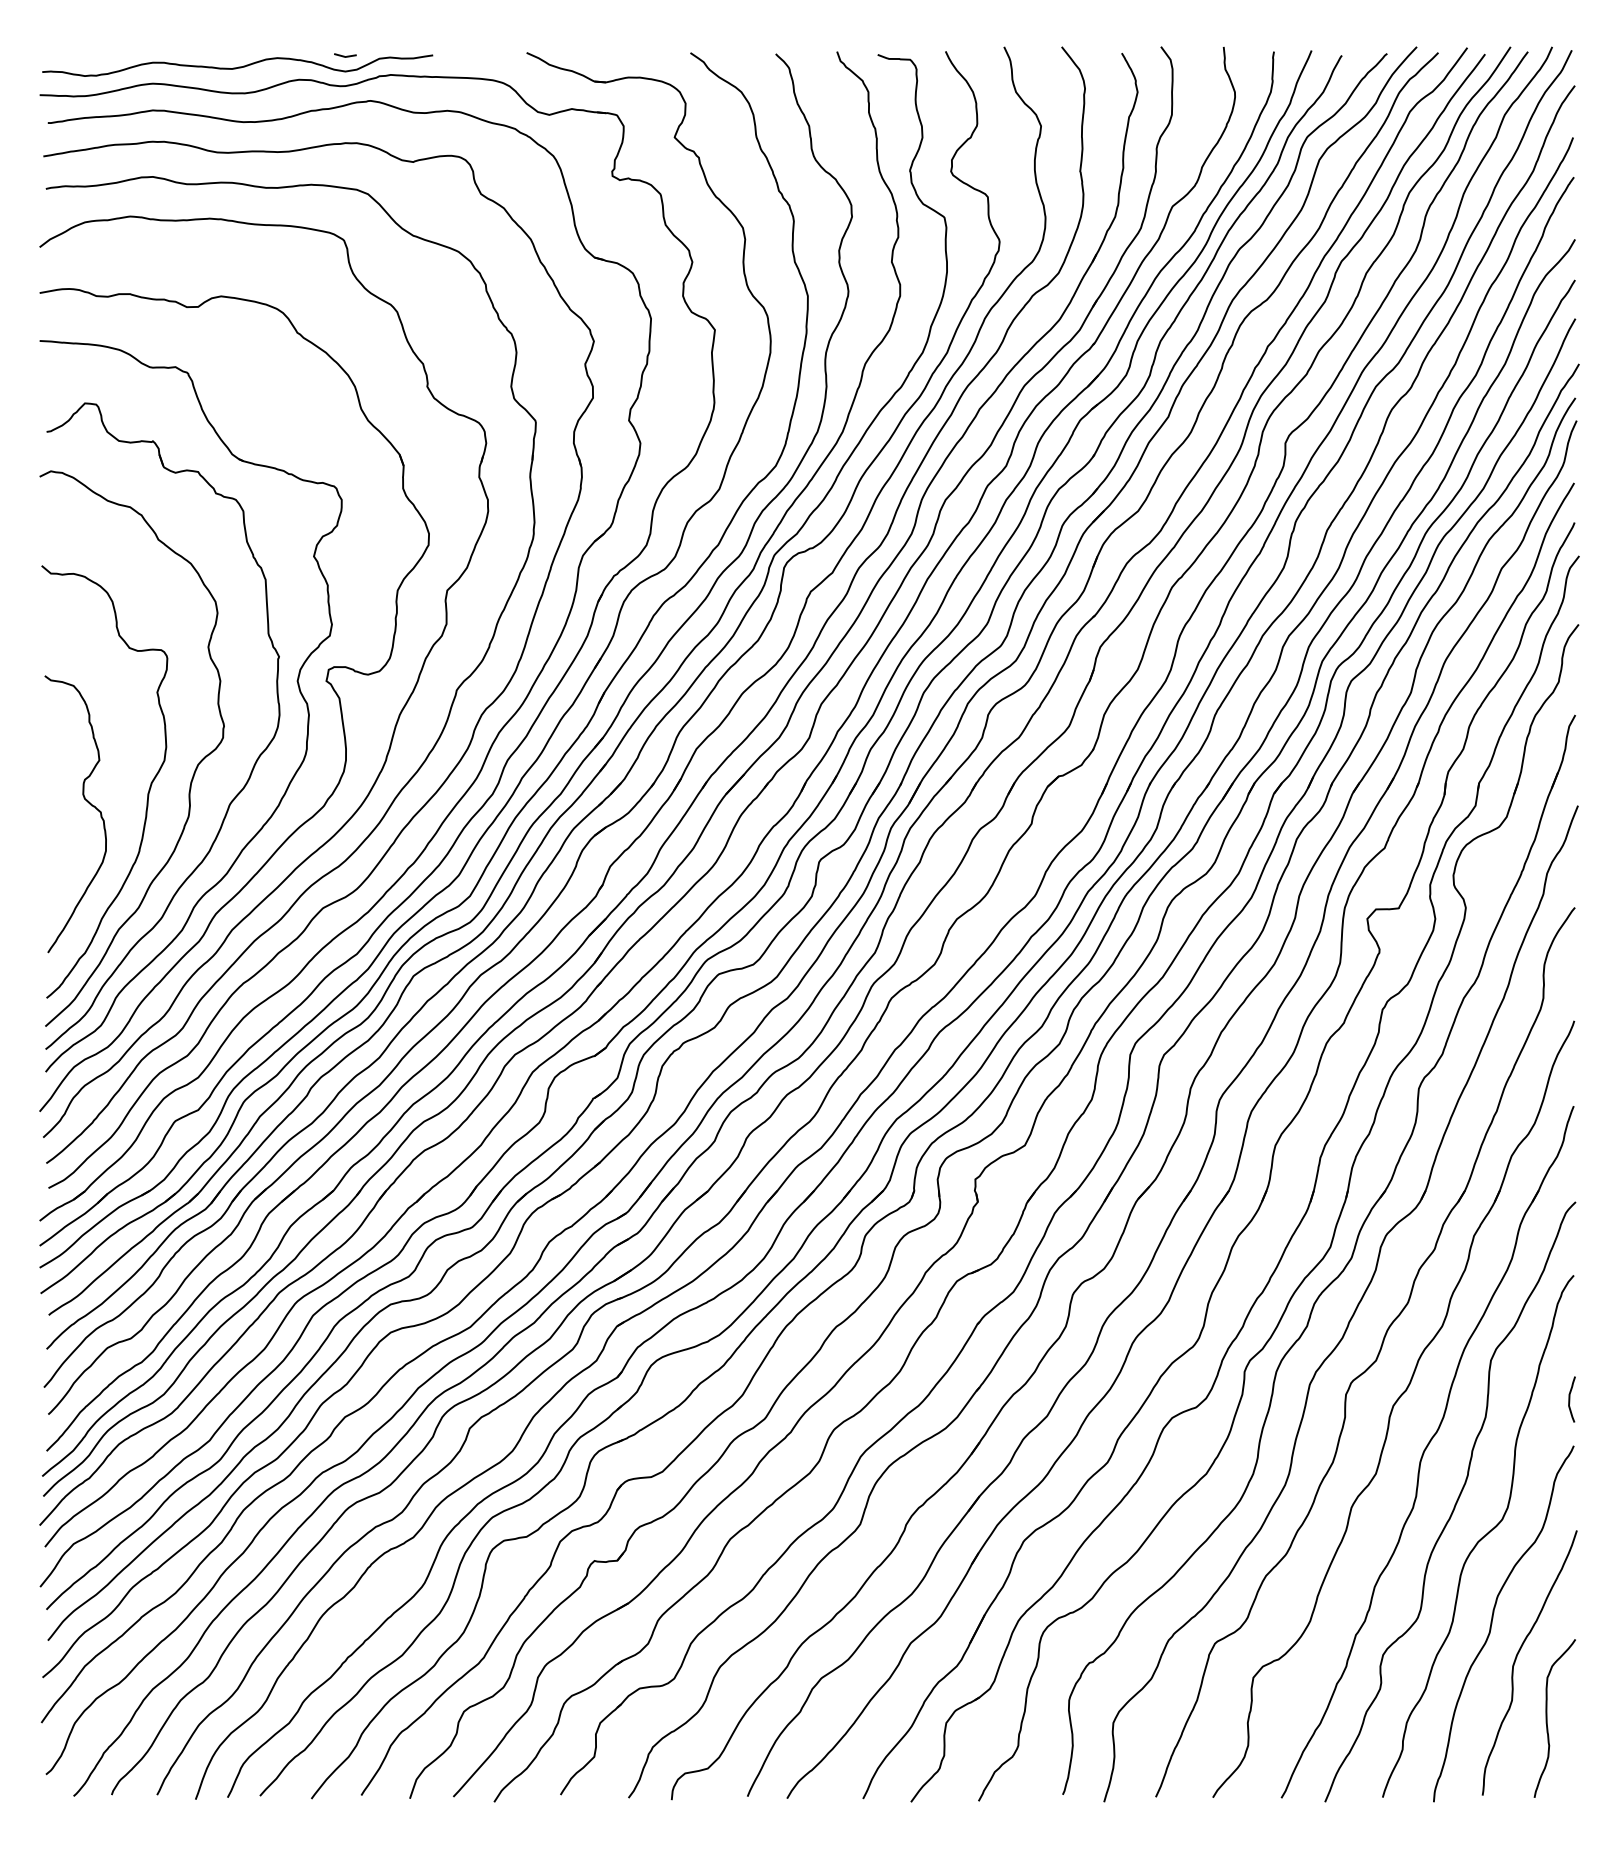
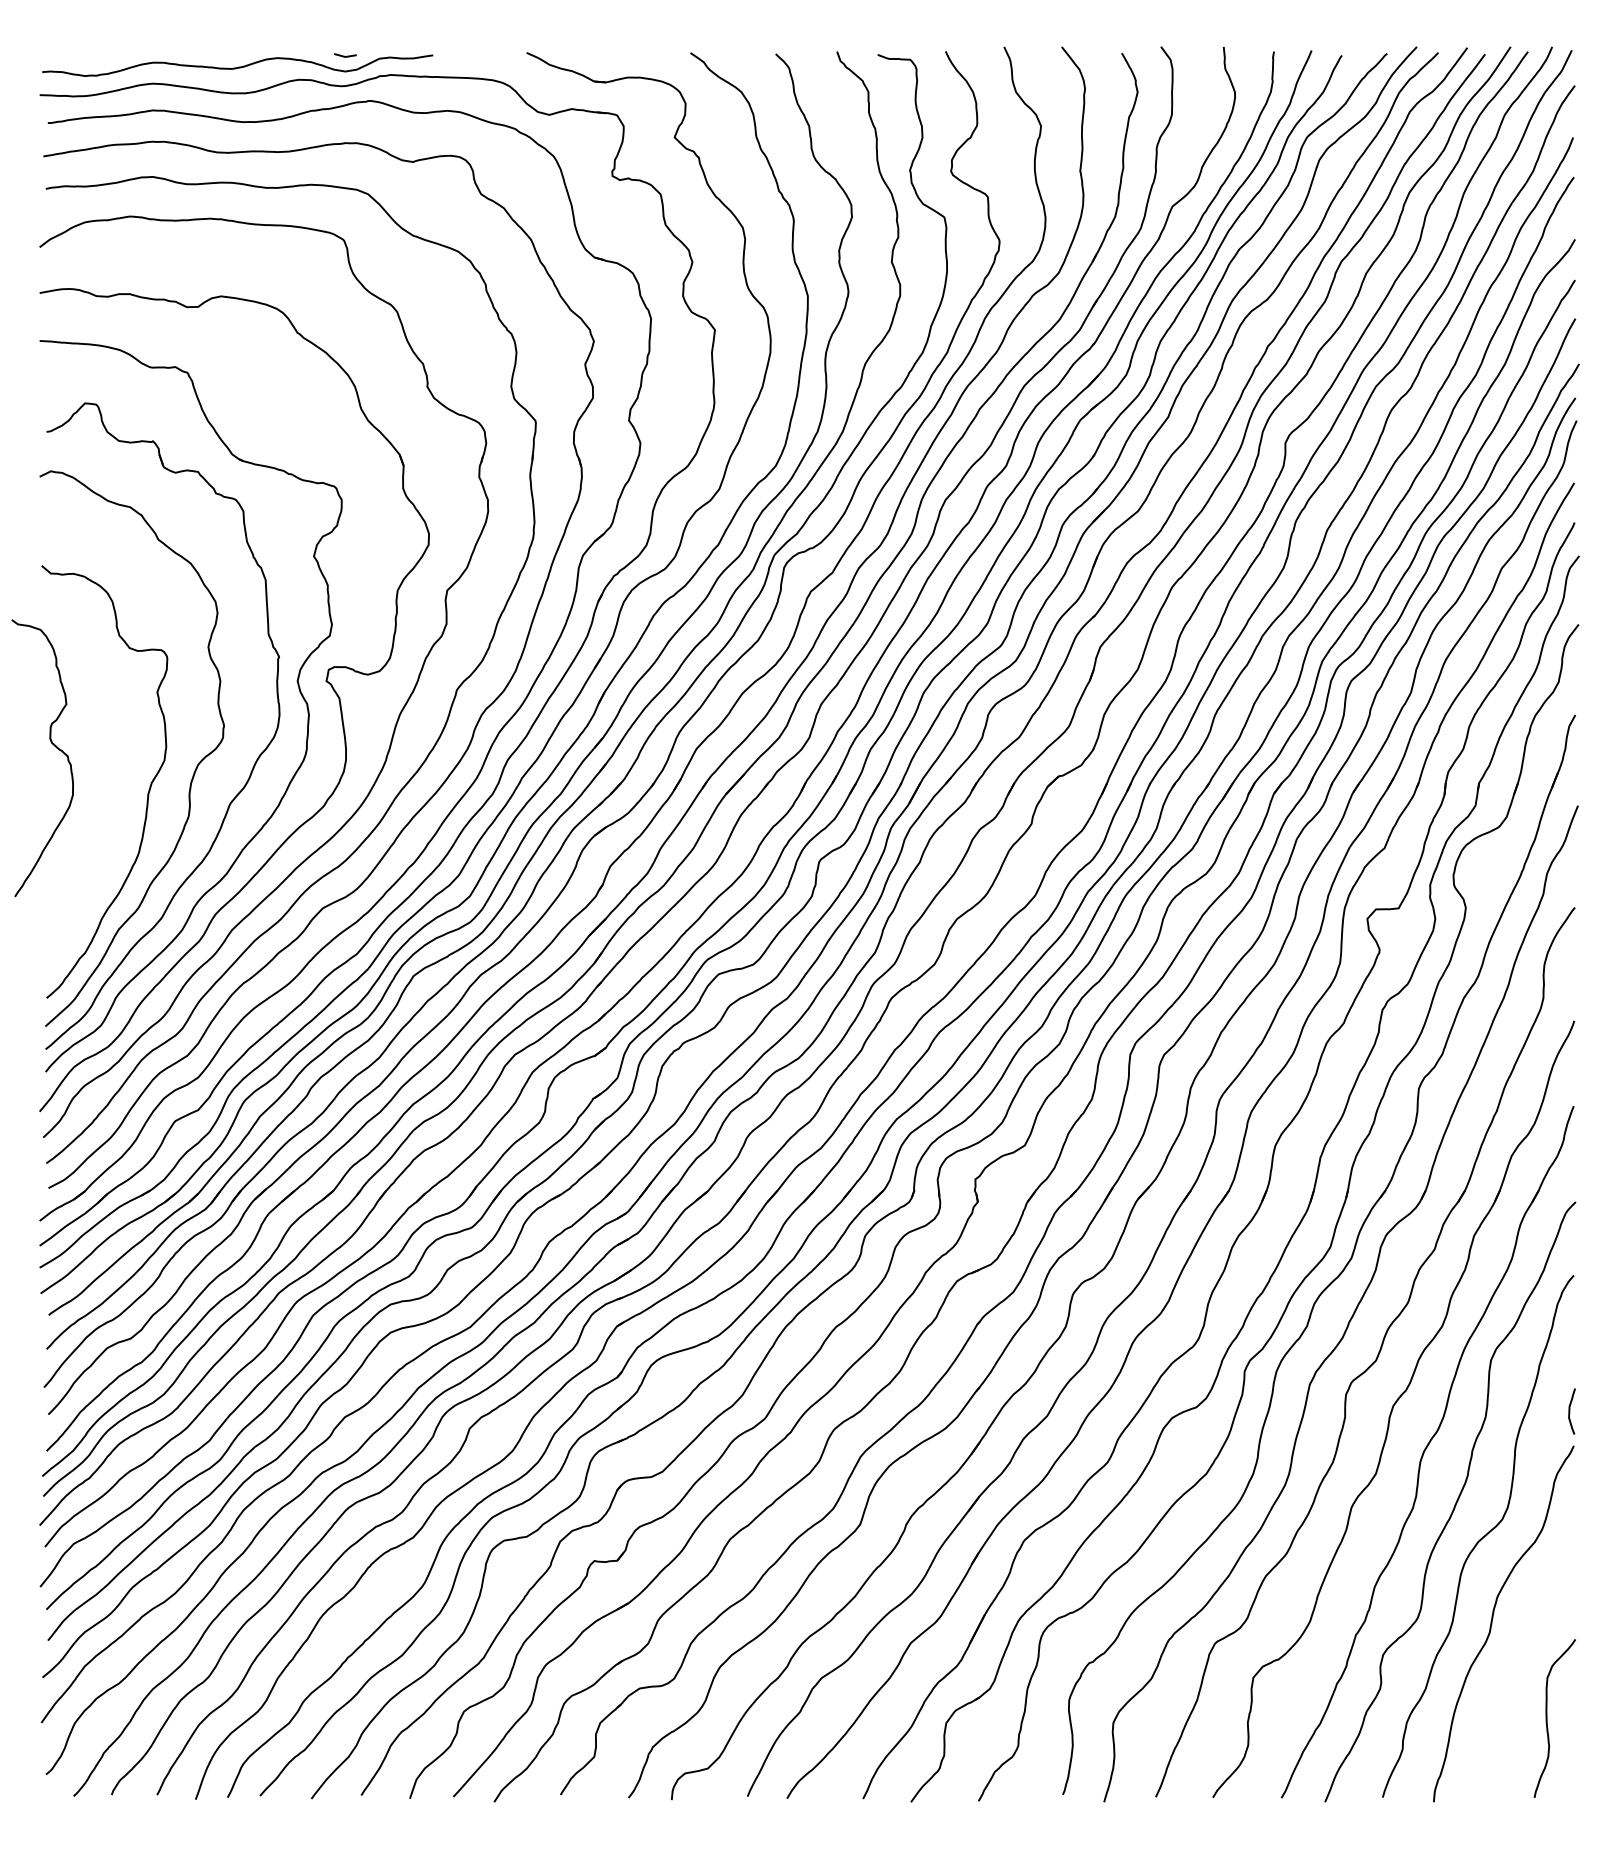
curve position: (87, 802) -> (54, 746) (54, 746)
curve position: (1570, 1399) -> (1570, 1411) (1570, 1411)
curve: present -> none (1517, 1657)
